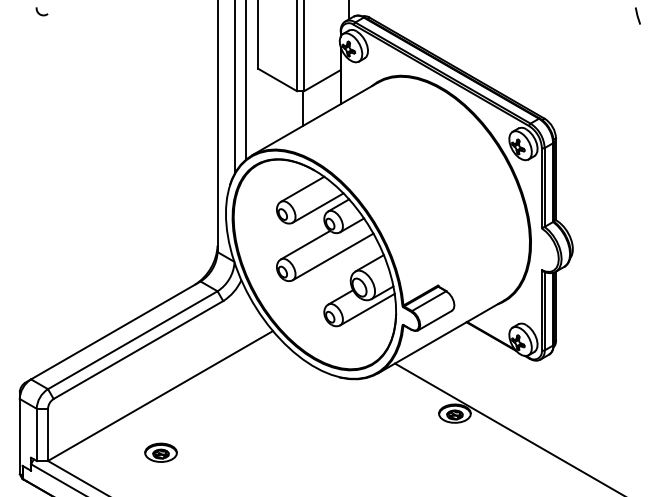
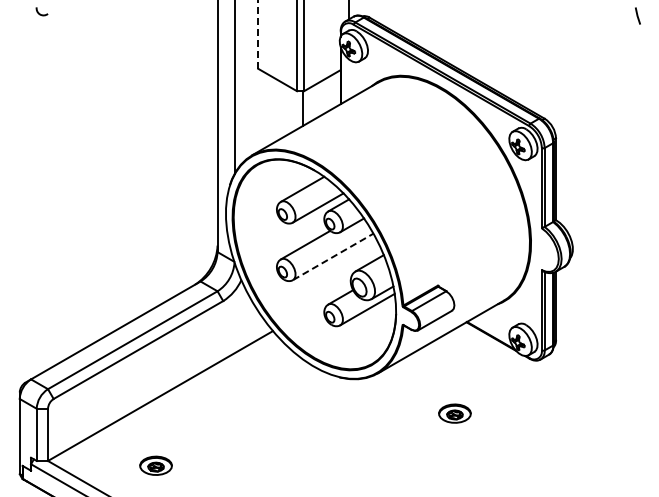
line: solid -> dashed (258, 34)
line: present -> none (245, 80)
line: solid -> dashed (333, 256)
line: present -> none (507, 428)
part position: (160, 452) -> (155, 465) (155, 465)
